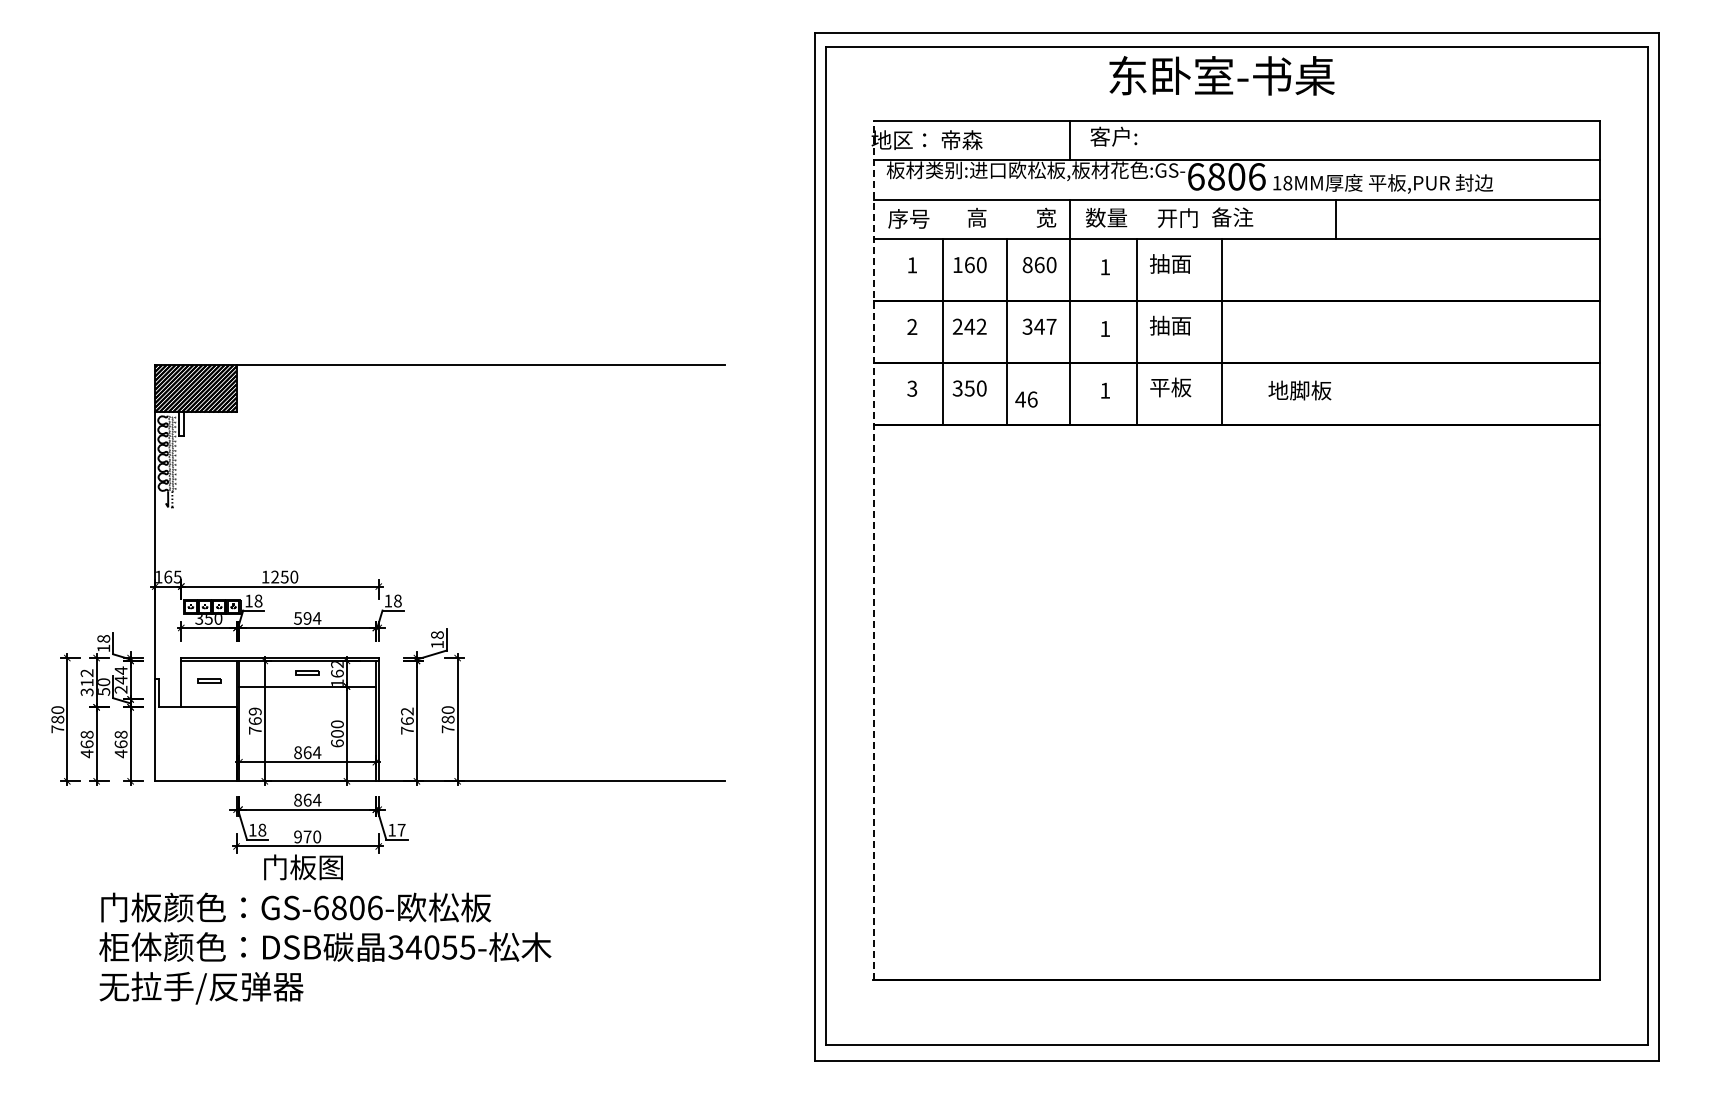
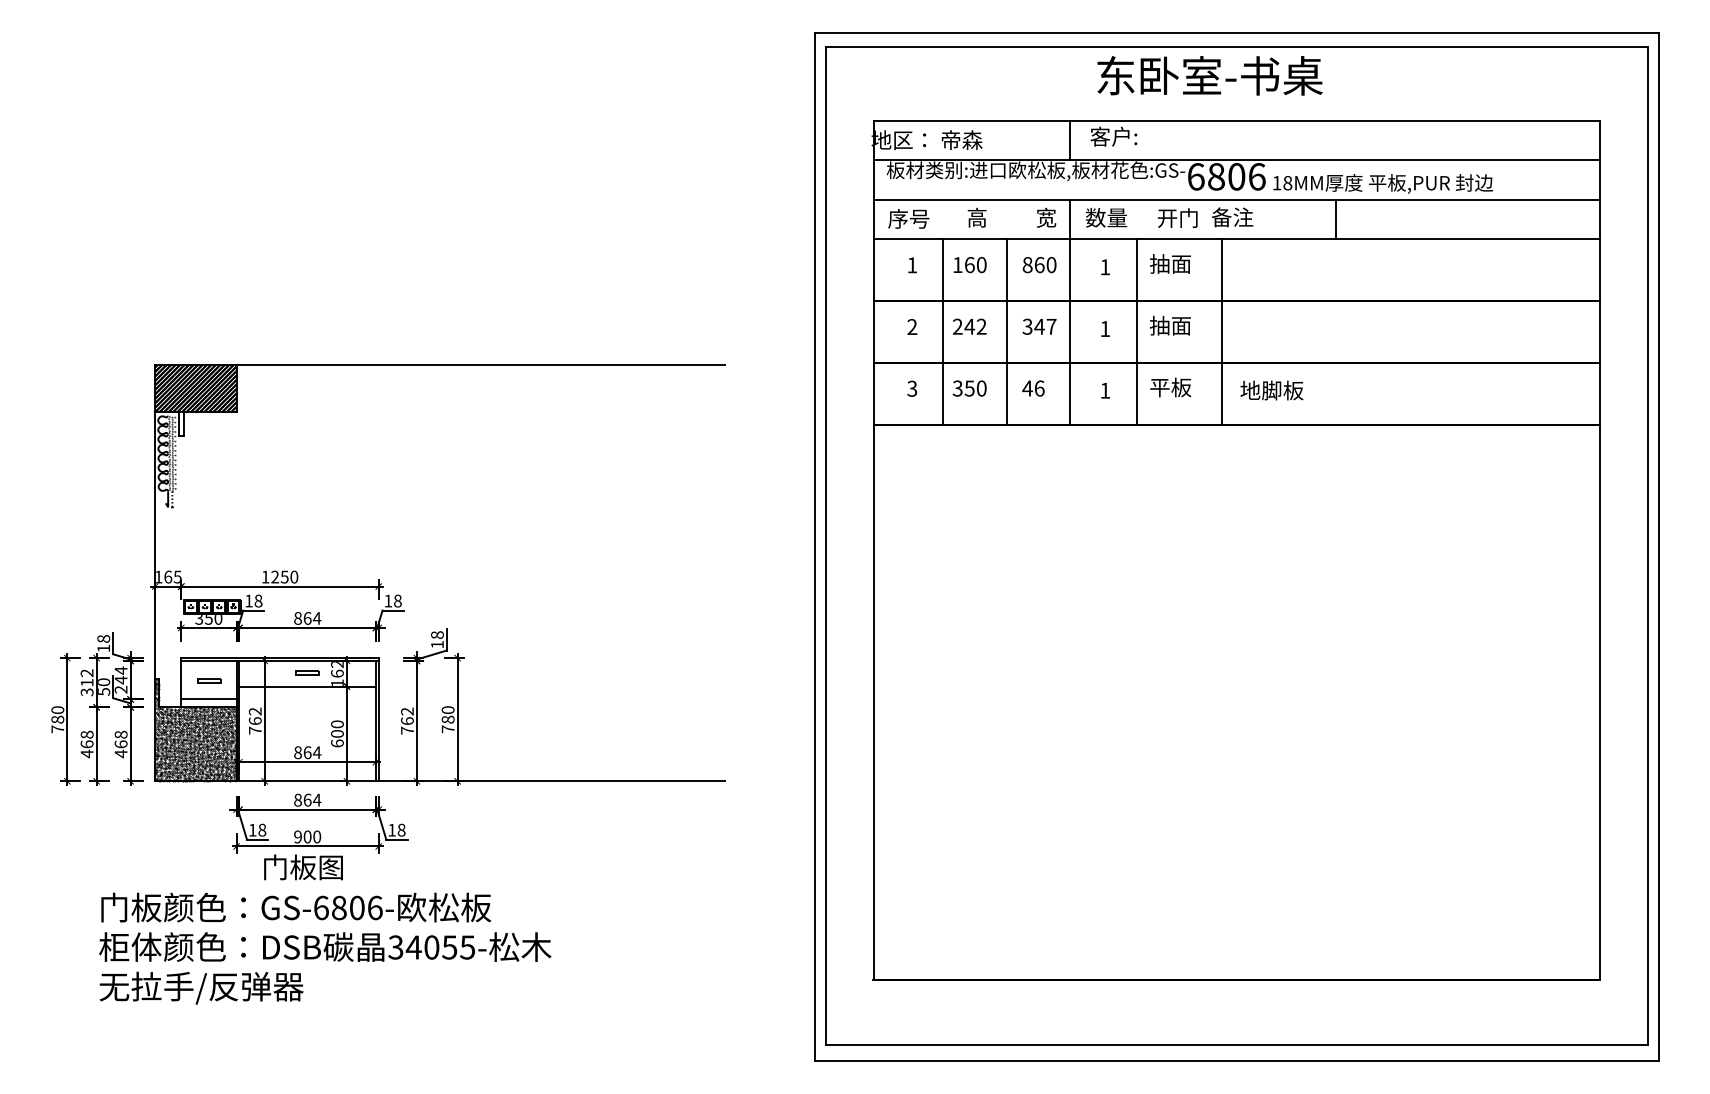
text position: (1221, 75) -> (1209, 75) (1209, 75)
text position: (1299, 390) -> (1271, 390) (1271, 390)
text position: (1026, 399) -> (1033, 388) (1033, 388)
line: dashed -> solid (873, 550)
text: 594 -> 864 (302, 618)
line: none -> present (208, 699)
text: 769 -> 762 (255, 711)
hatch: none -> present (195, 730)
text: 17 -> 18 (401, 829)
text: 970 -> 900 (307, 836)
